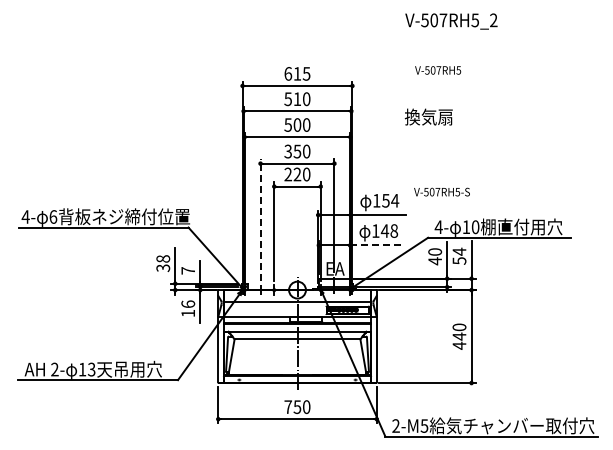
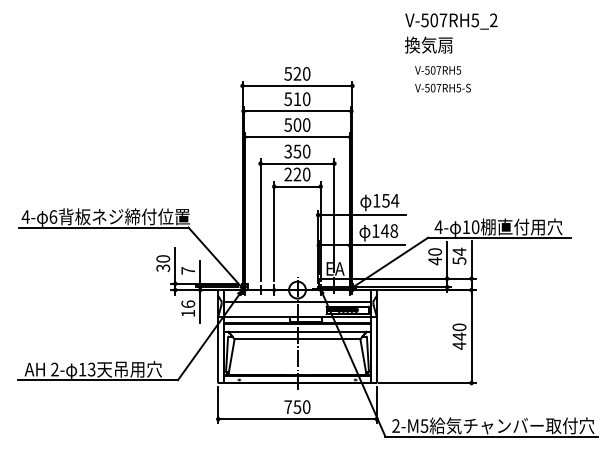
text: 615 -> 520 (297, 73)
text position: (428, 116) -> (428, 44) (428, 44)
text position: (441, 191) -> (442, 87) (442, 87)
line: dashed -> solid (260, 220)
line: dashed -> solid (378, 245)
text: 38 -> 30 (162, 258)
